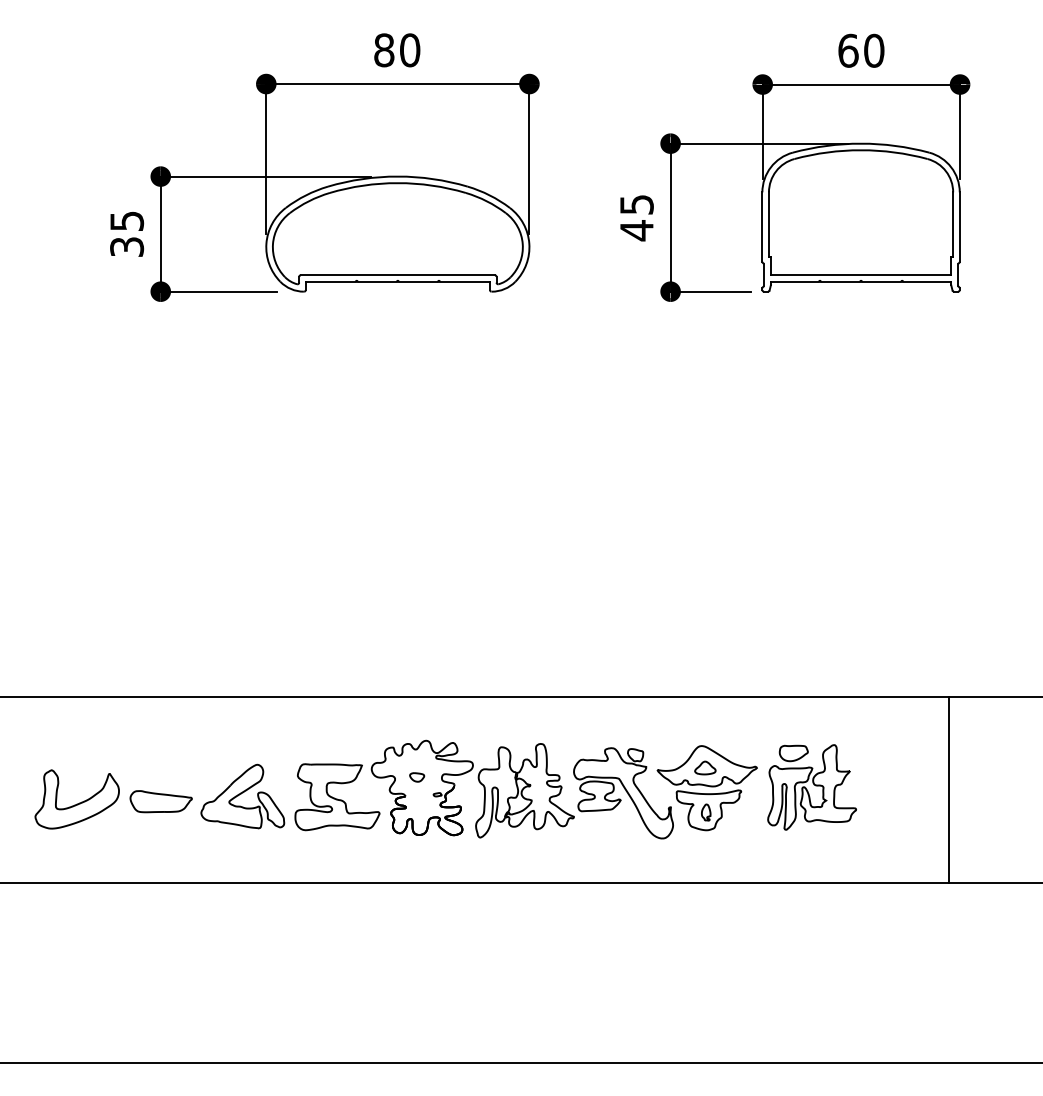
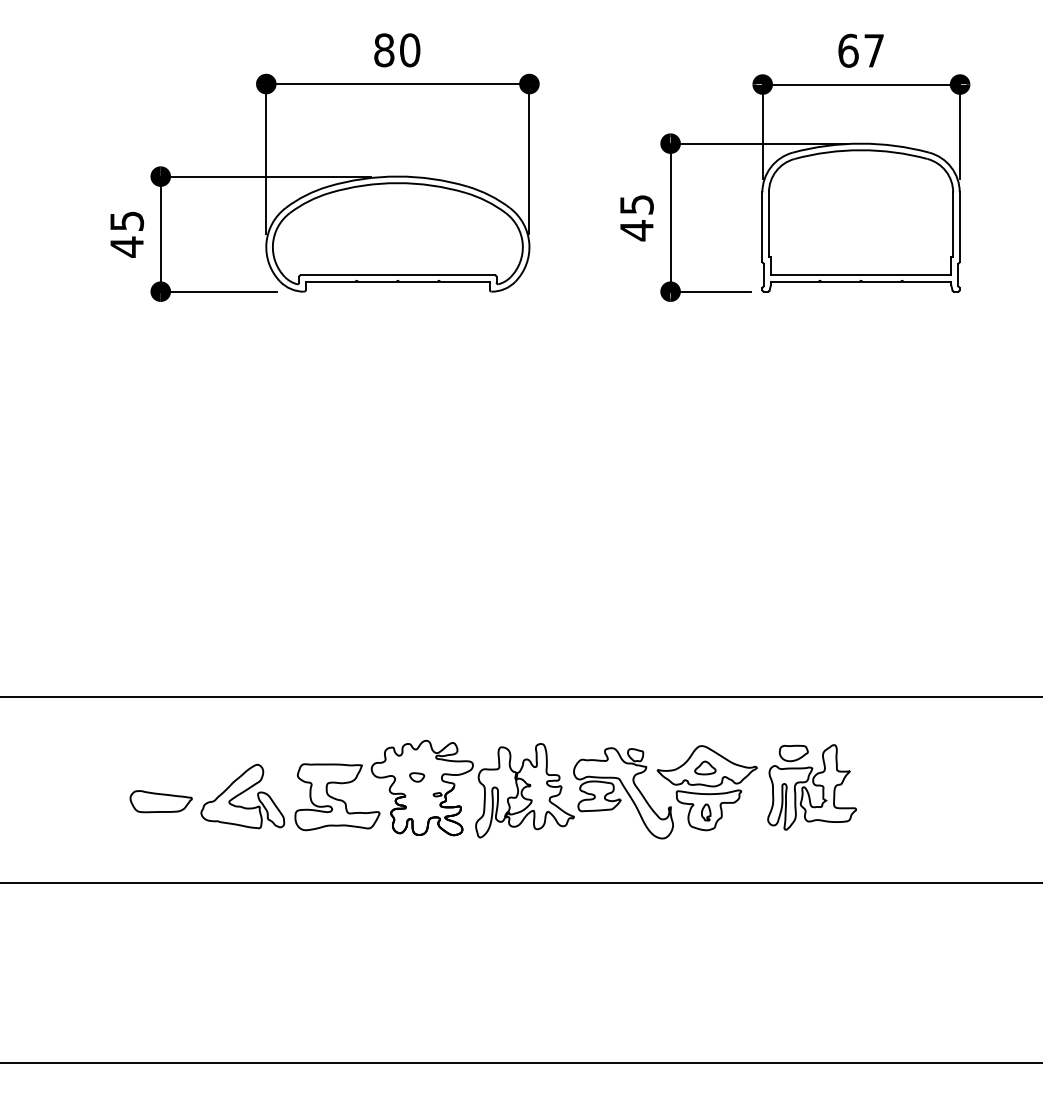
text: 60 -> 67 (874, 50)
text: 35 -> 45 (127, 246)
line: present -> none (949, 789)
part: present -> none (76, 799)
